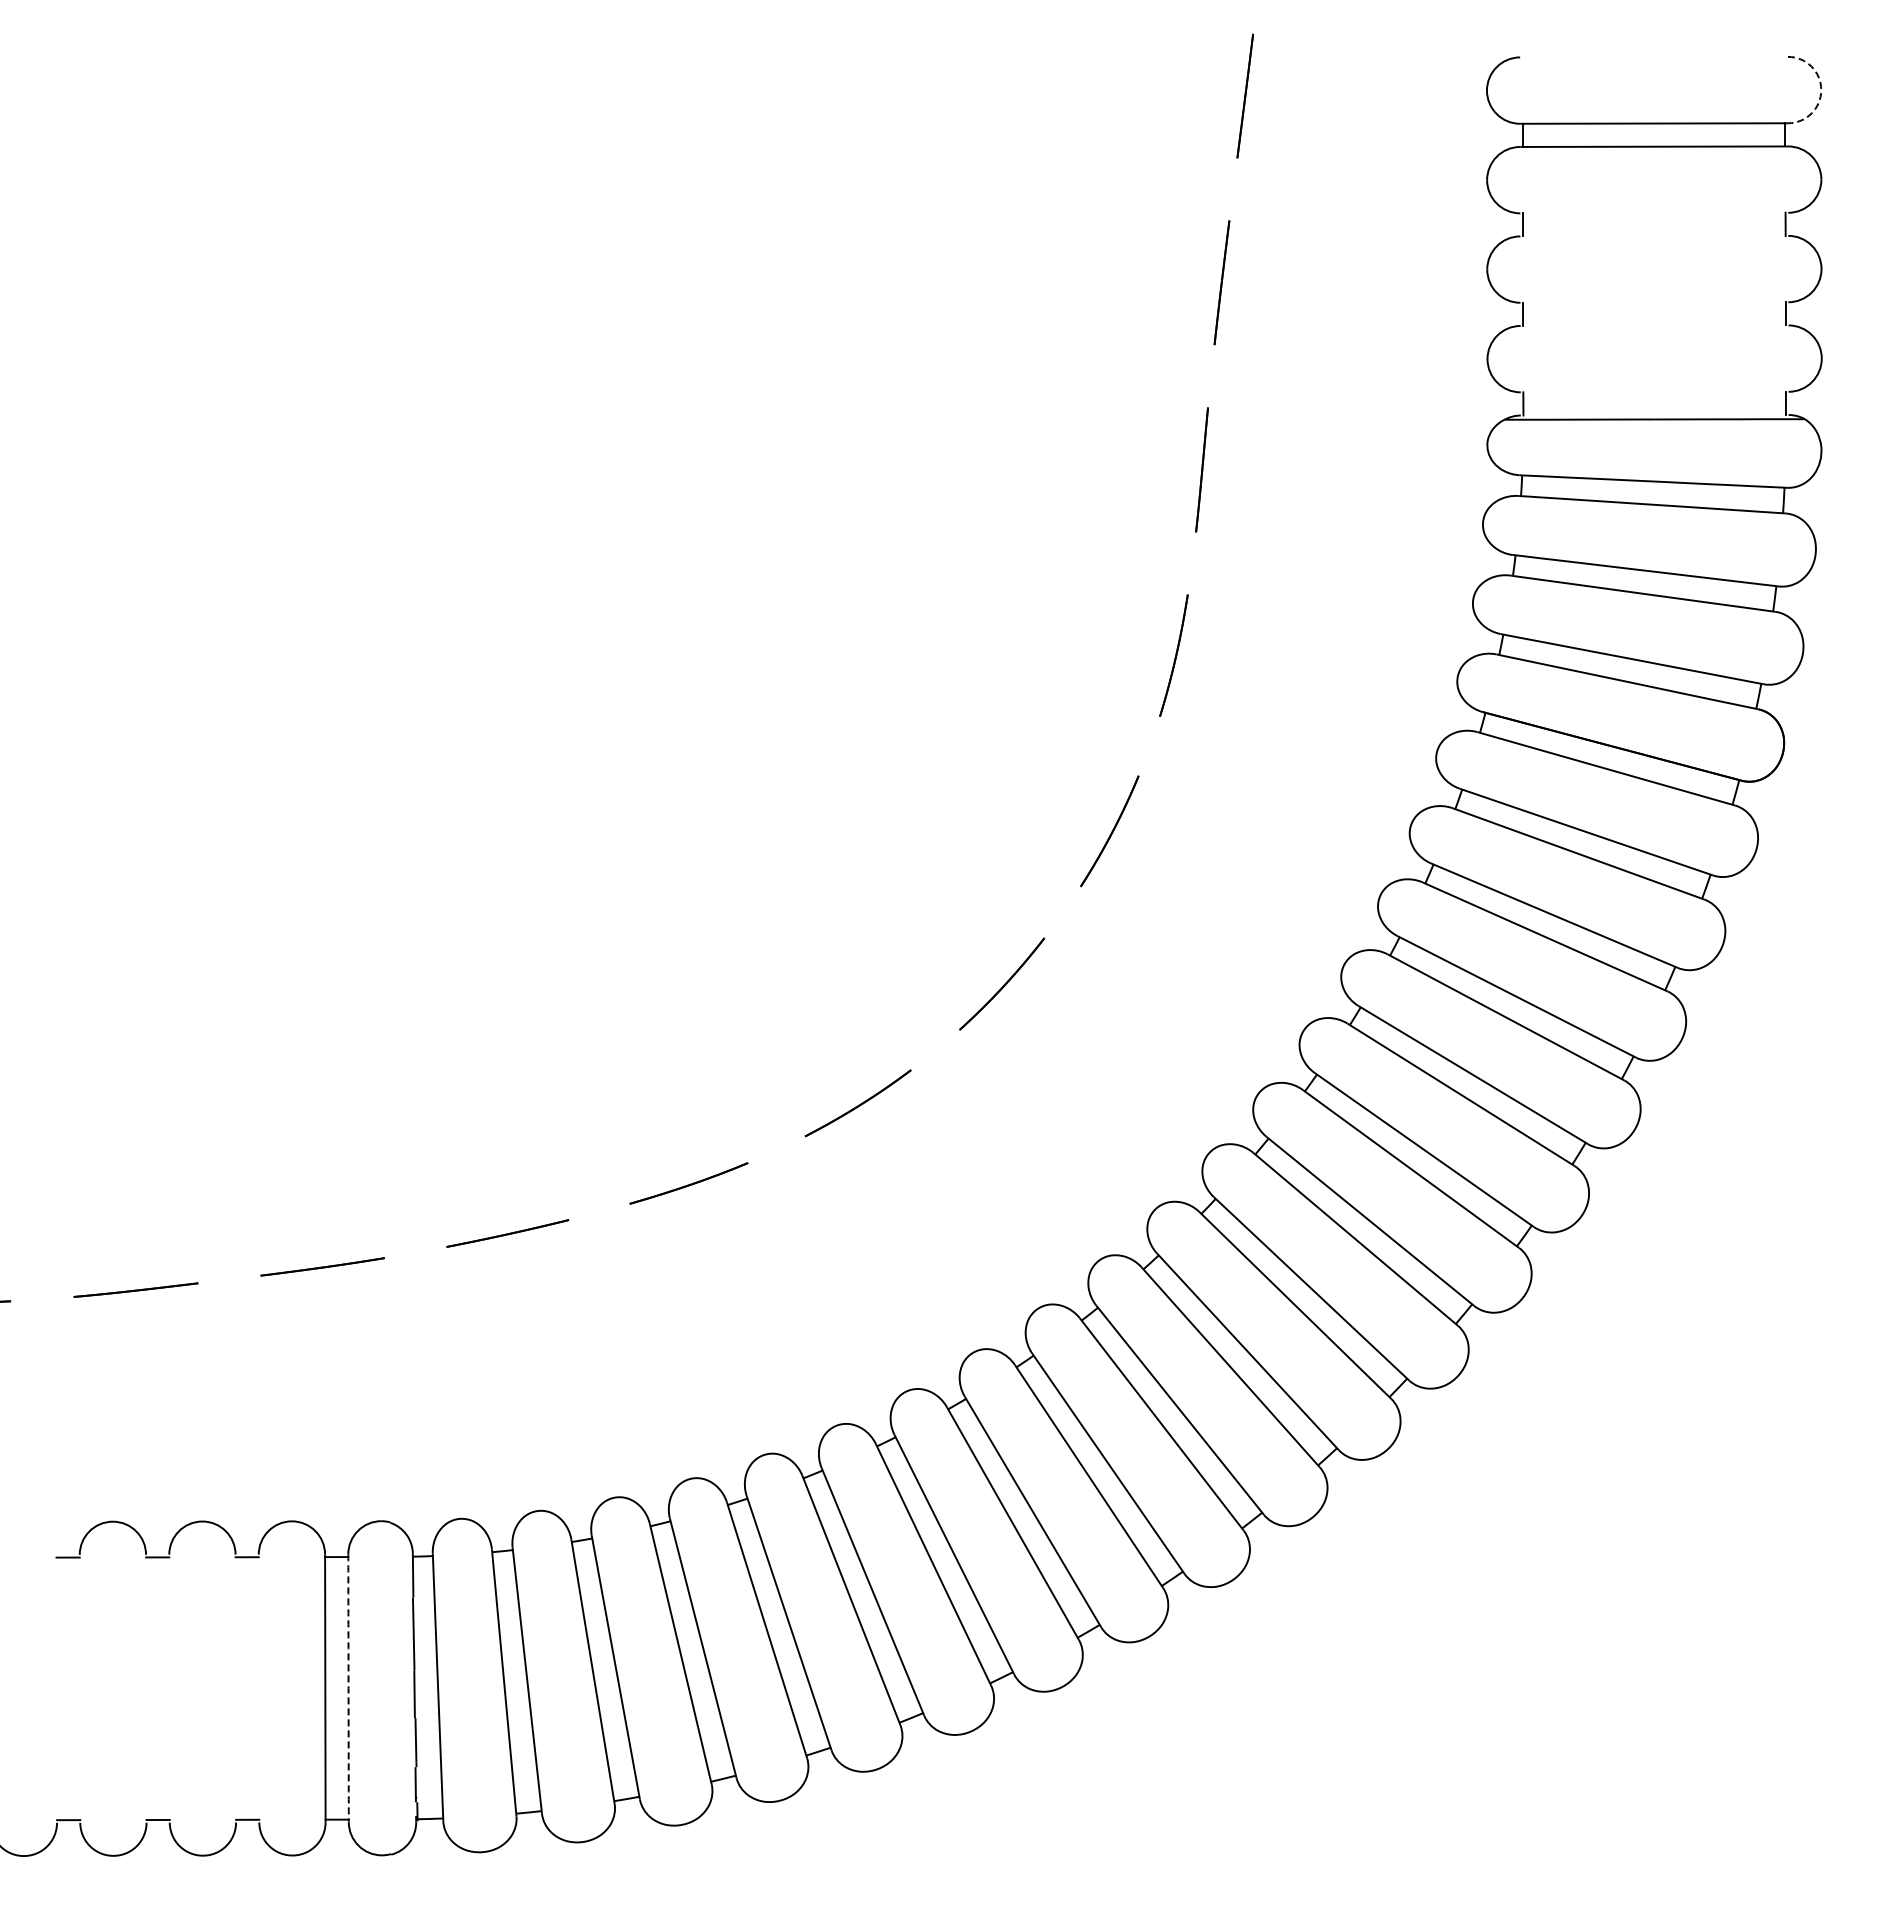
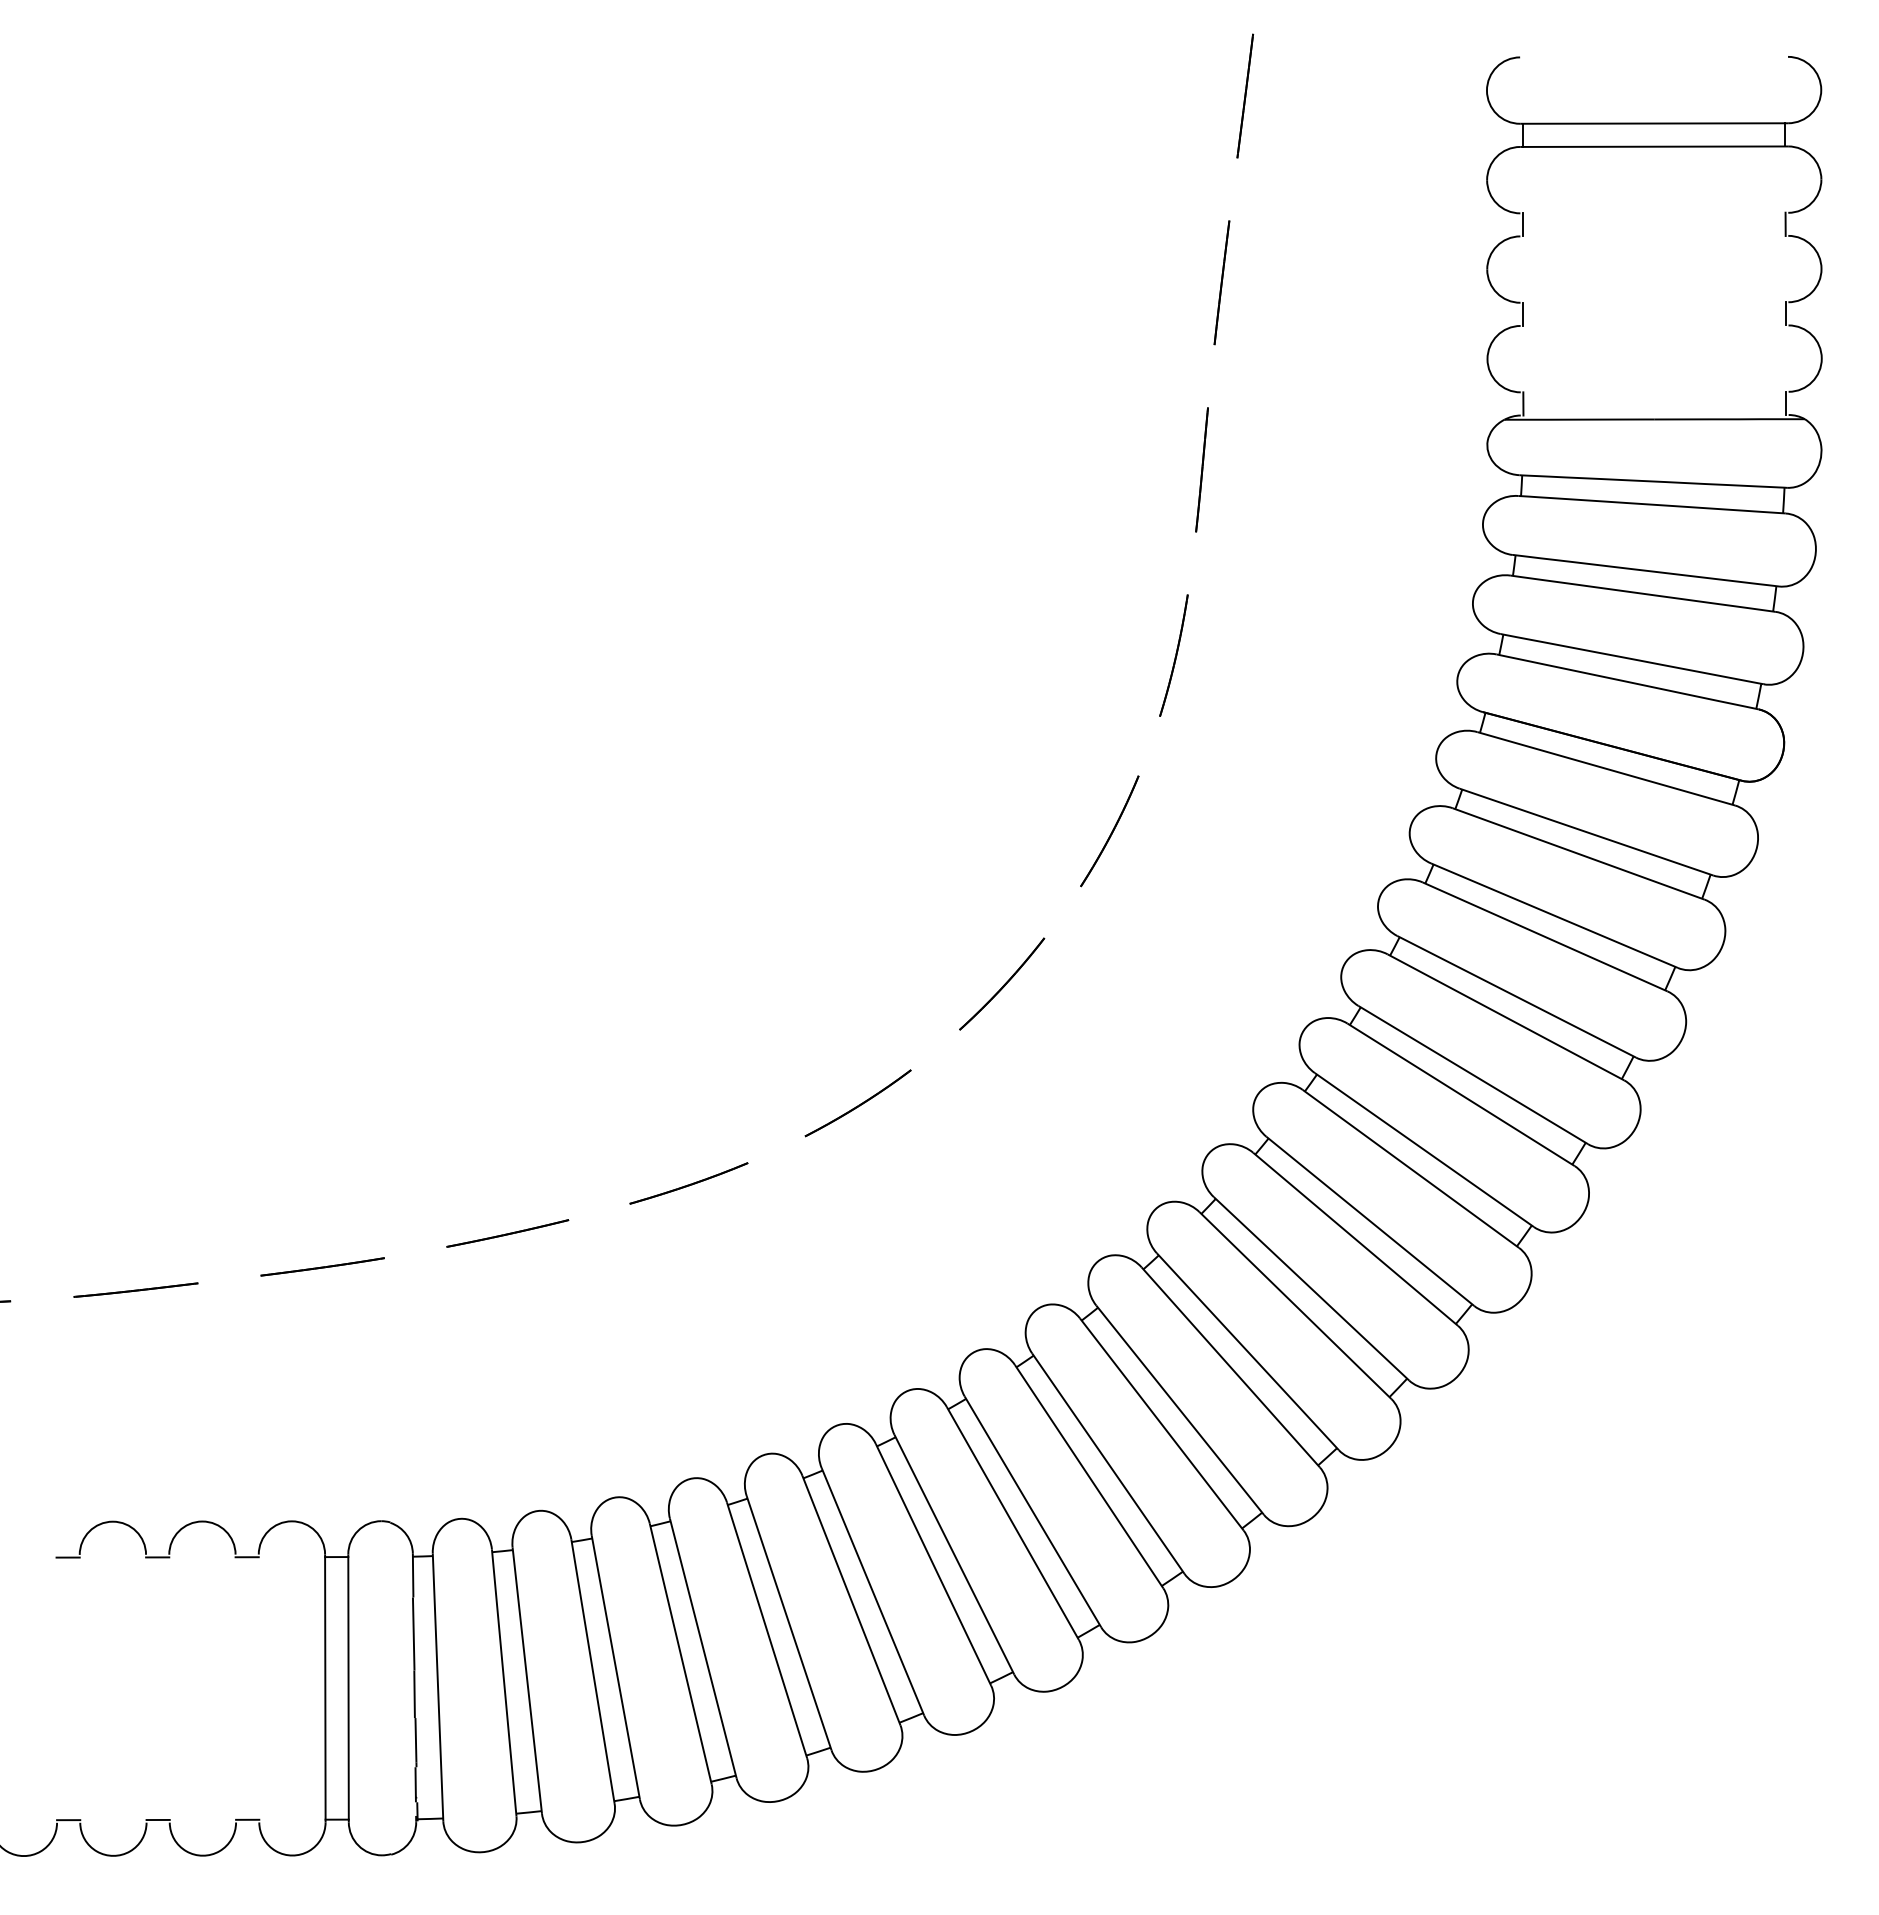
arc: dashed -> solid (1821, 90)
arc: dashed -> solid (348, 1688)
